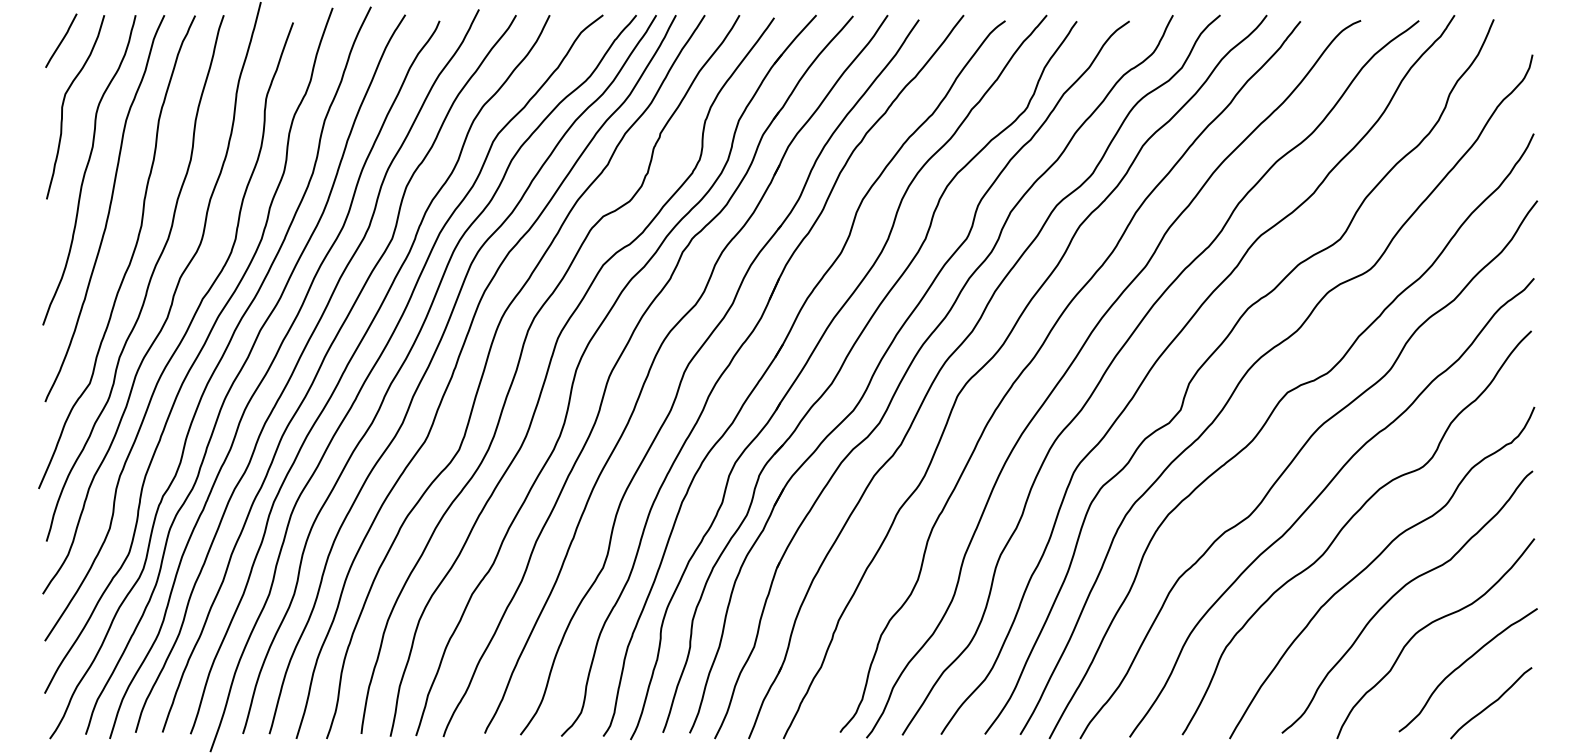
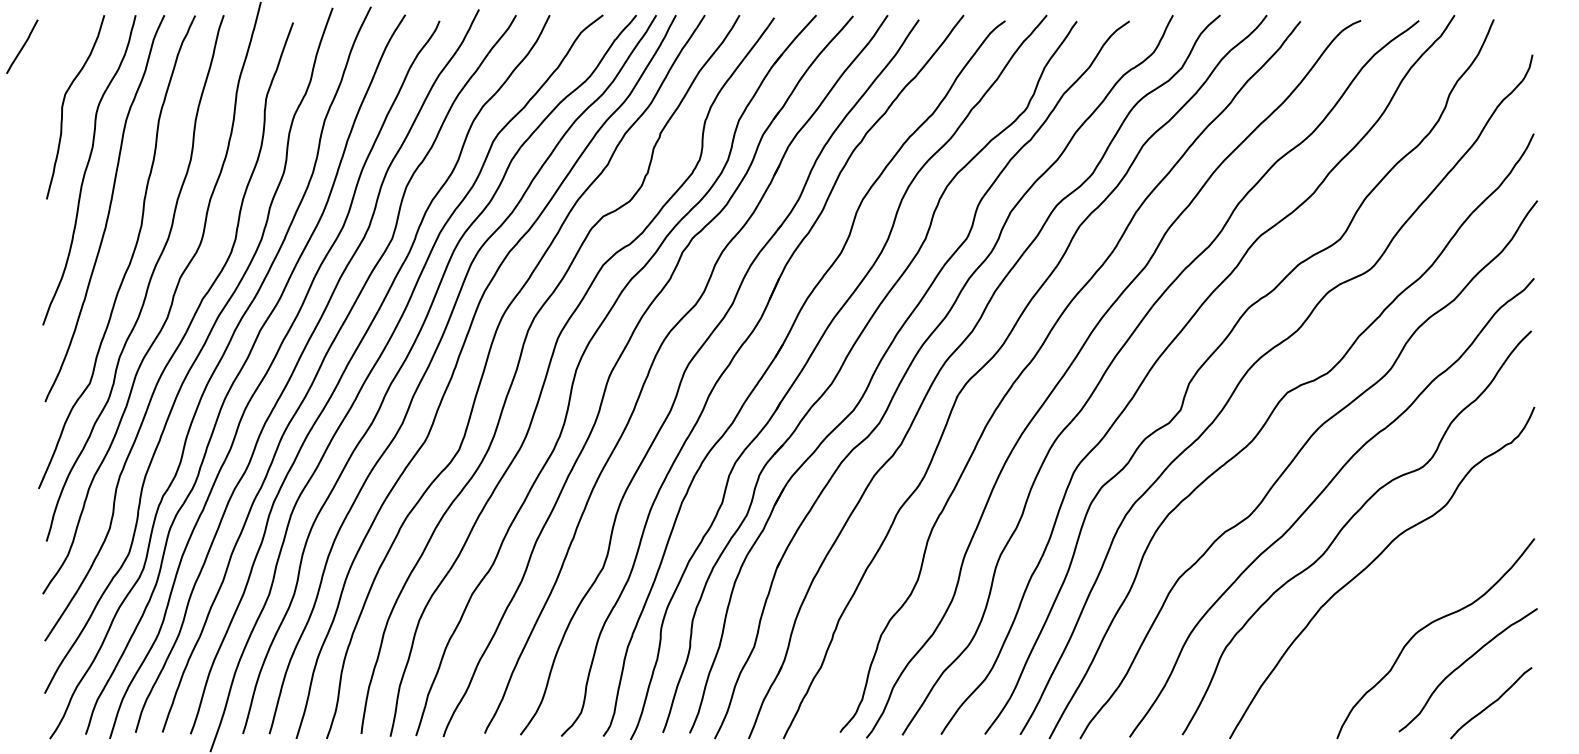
curve position: (61, 40) -> (22, 46) (22, 46)
curve: present -> none (1401, 590)
